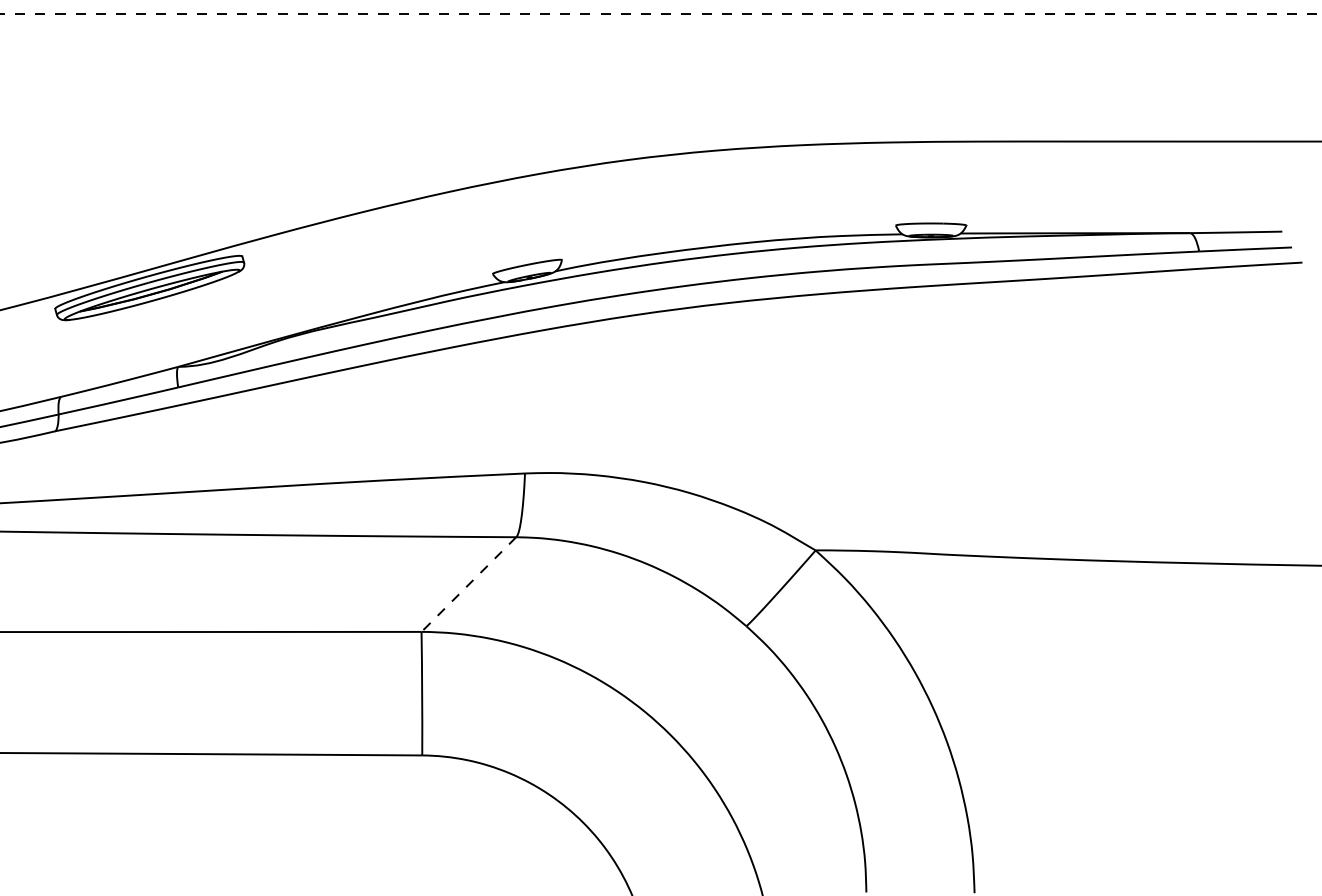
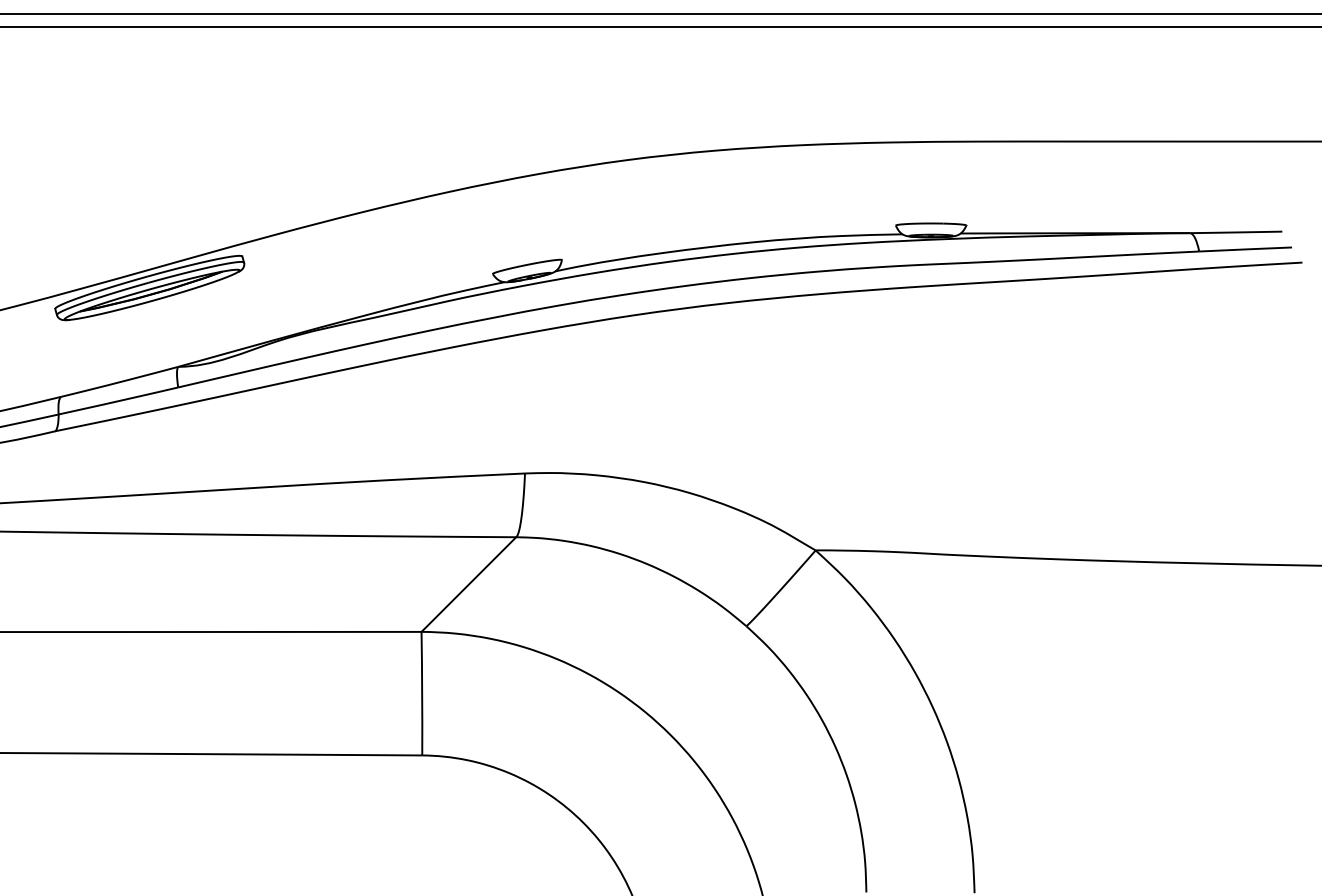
line: dashed -> solid (660, 14)
line: none -> present (660, 27)
line: dashed -> solid (468, 584)
